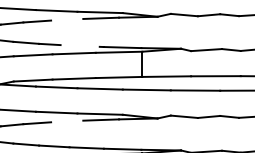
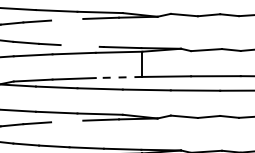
line: solid -> dashed (118, 77)
